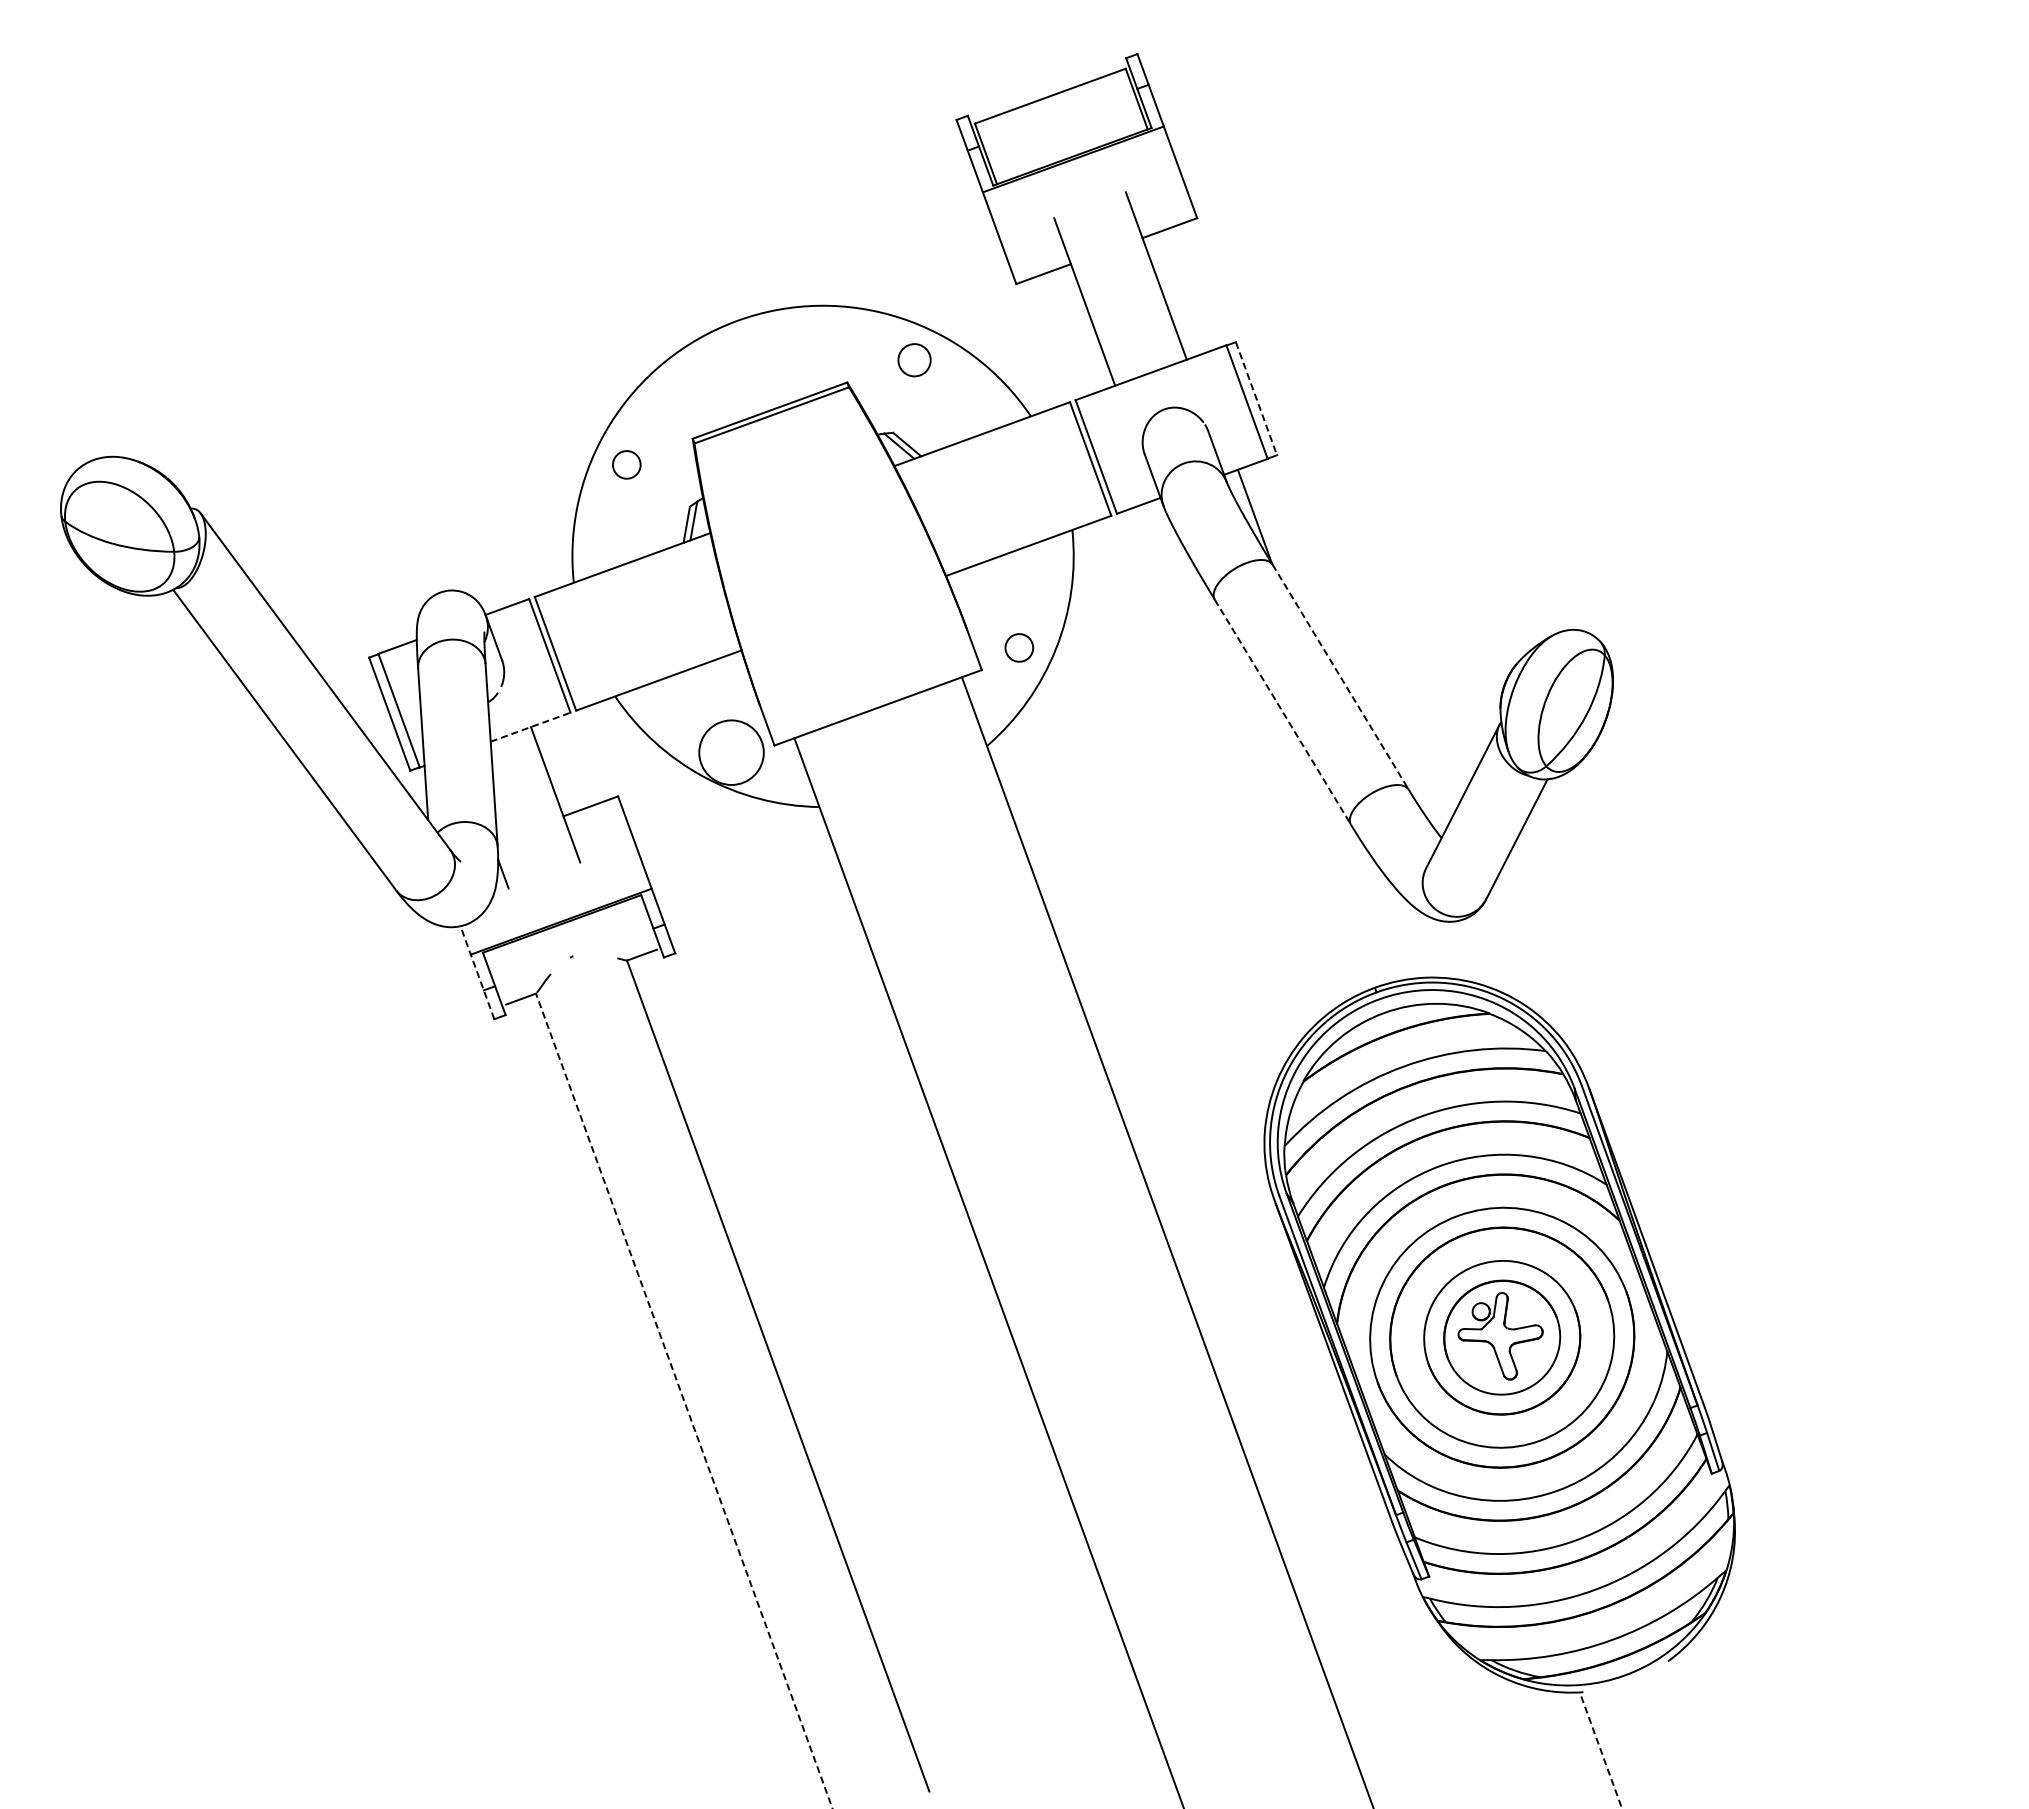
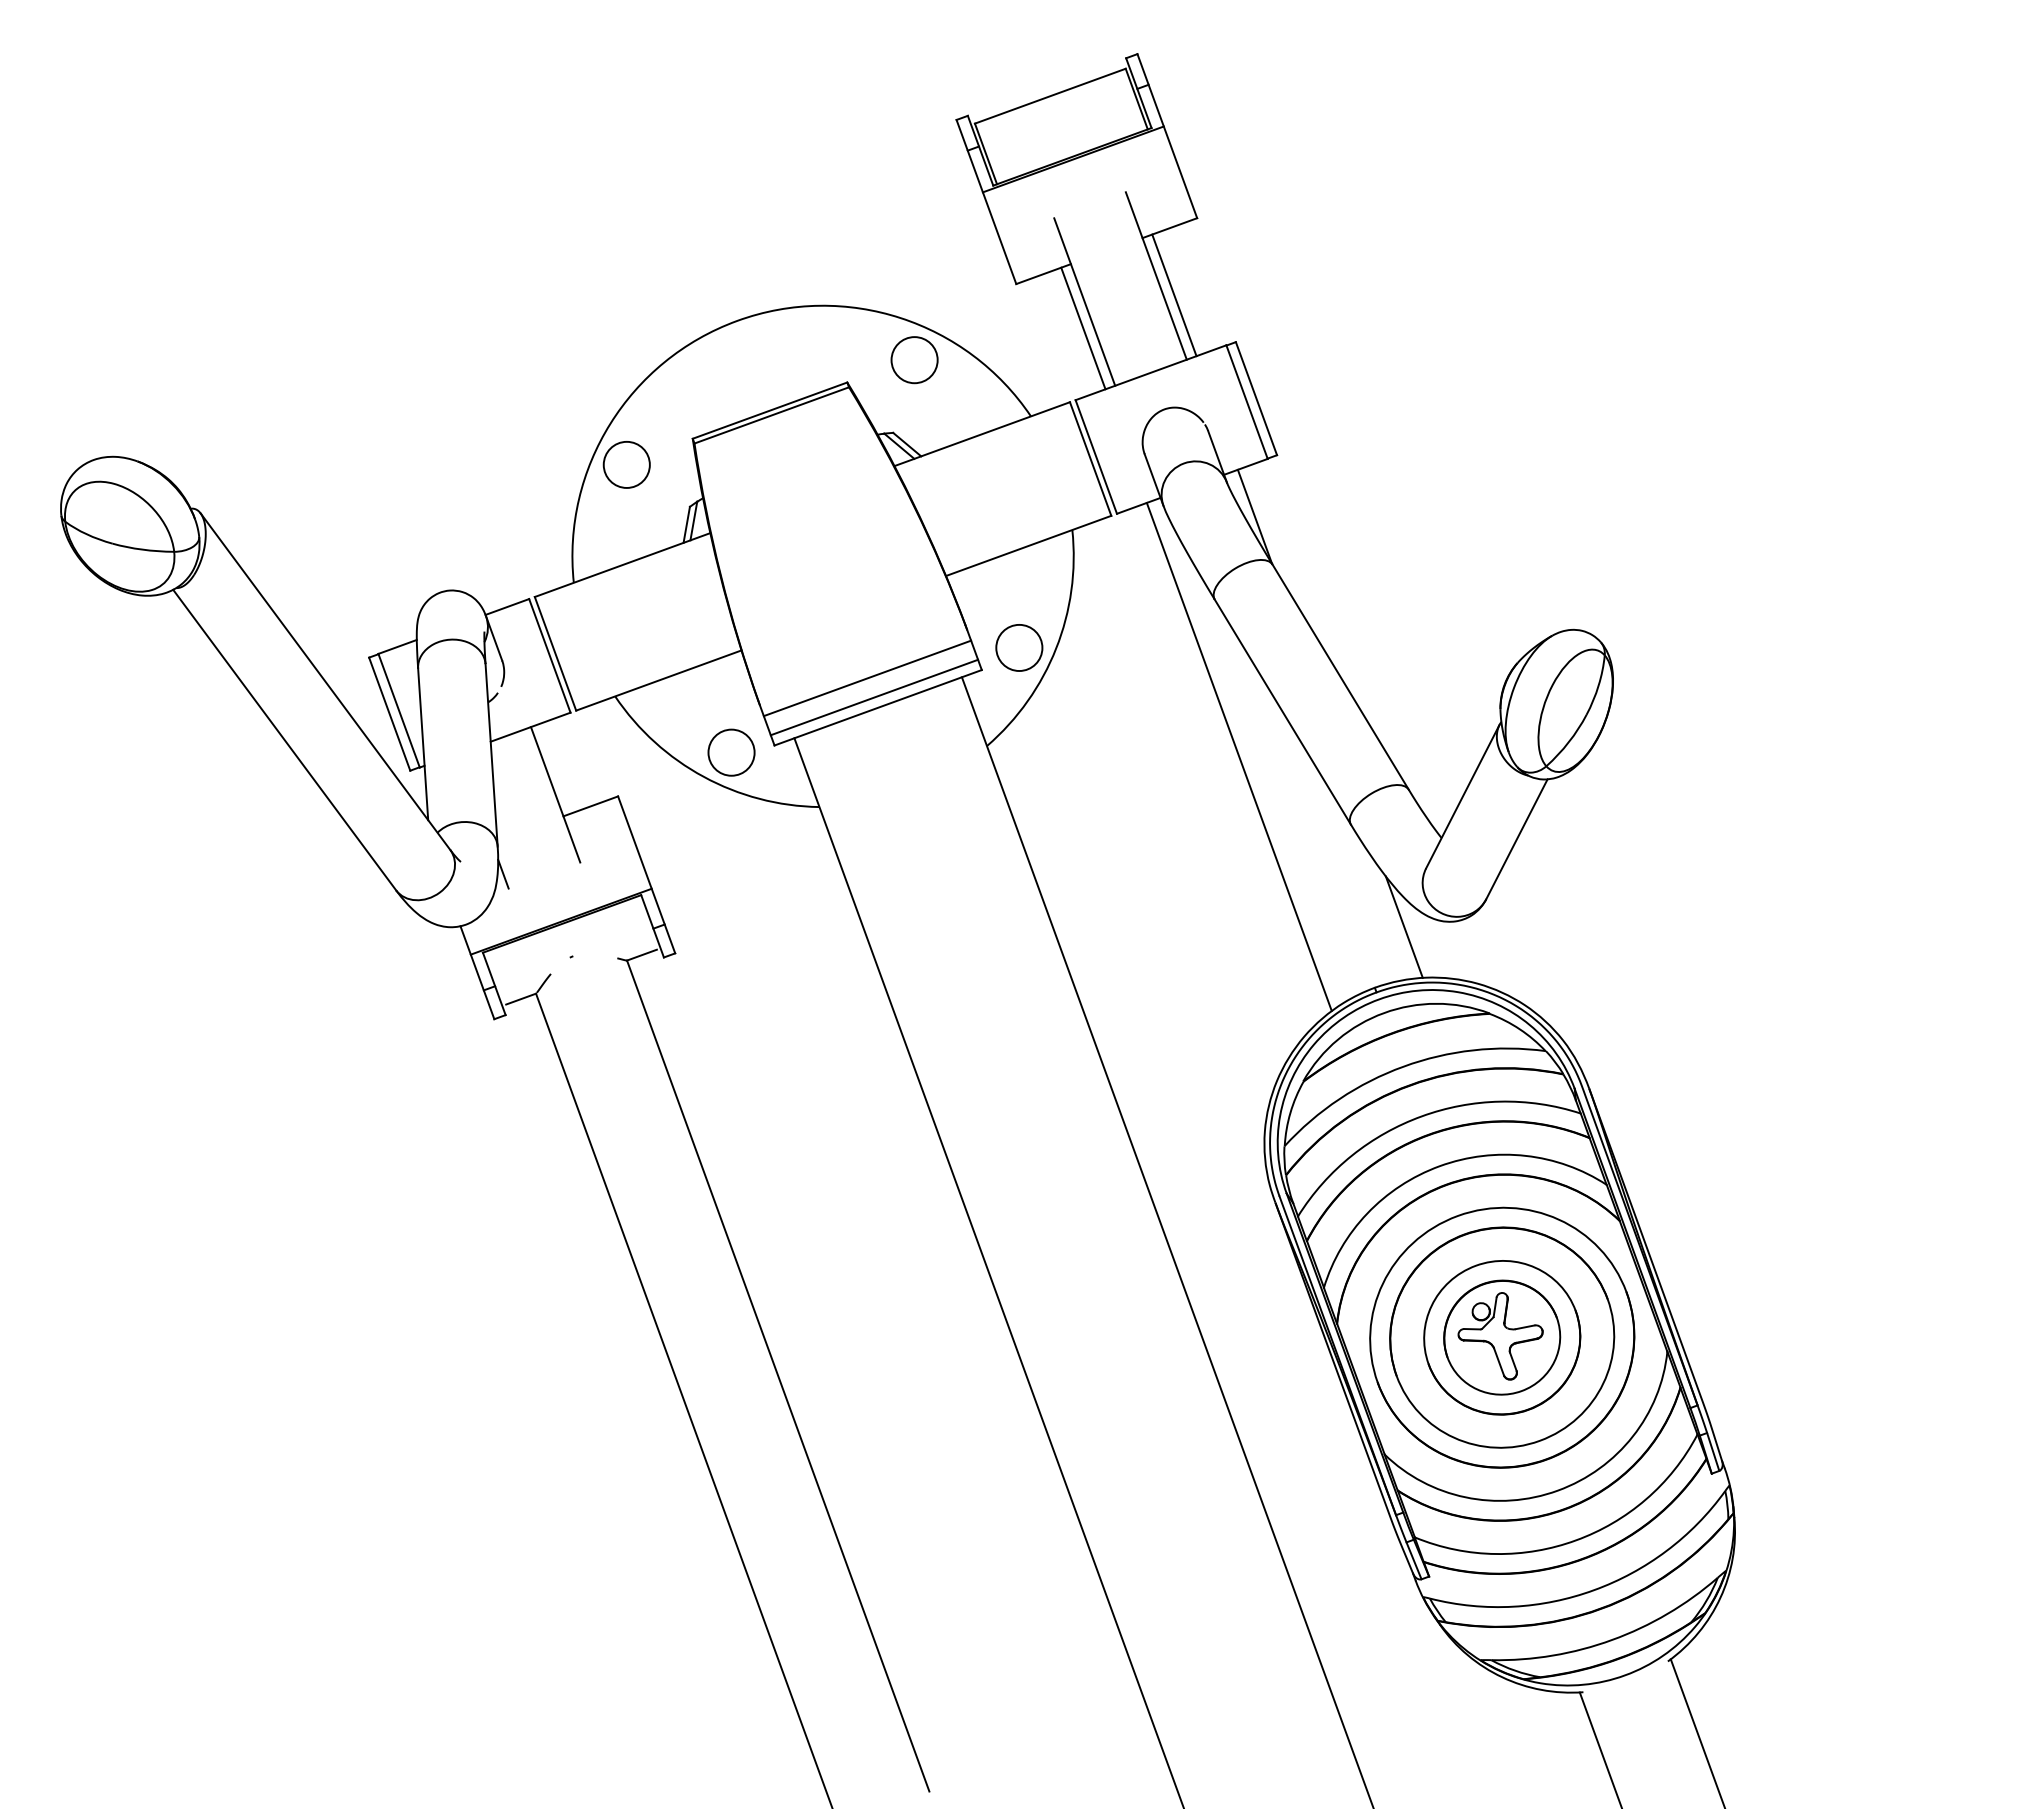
line: none -> present (1174, 295)
line: none -> present (1083, 328)
circle size: 35x35 px -> 49x49 px (914, 360)
line: dashed -> solid (1256, 399)
circle diameter: 28 px -> 46 px (626, 464)
circle diameter: 28 px -> 46 px (1019, 647)
line: dashed -> solid (1340, 677)
line: none -> present (867, 678)
line: none -> present (874, 697)
line: dashed -> solid (1282, 712)
line: dashed -> solid (531, 727)
circle diameter: 65 px -> 46 px (731, 752)
line: none -> present (1238, 756)
line: none -> present (1403, 926)
line: dashed -> solid (477, 972)
line: dashed -> solid (684, 1401)
line: none -> present (1697, 1732)
line: dashed -> solid (1600, 1750)
